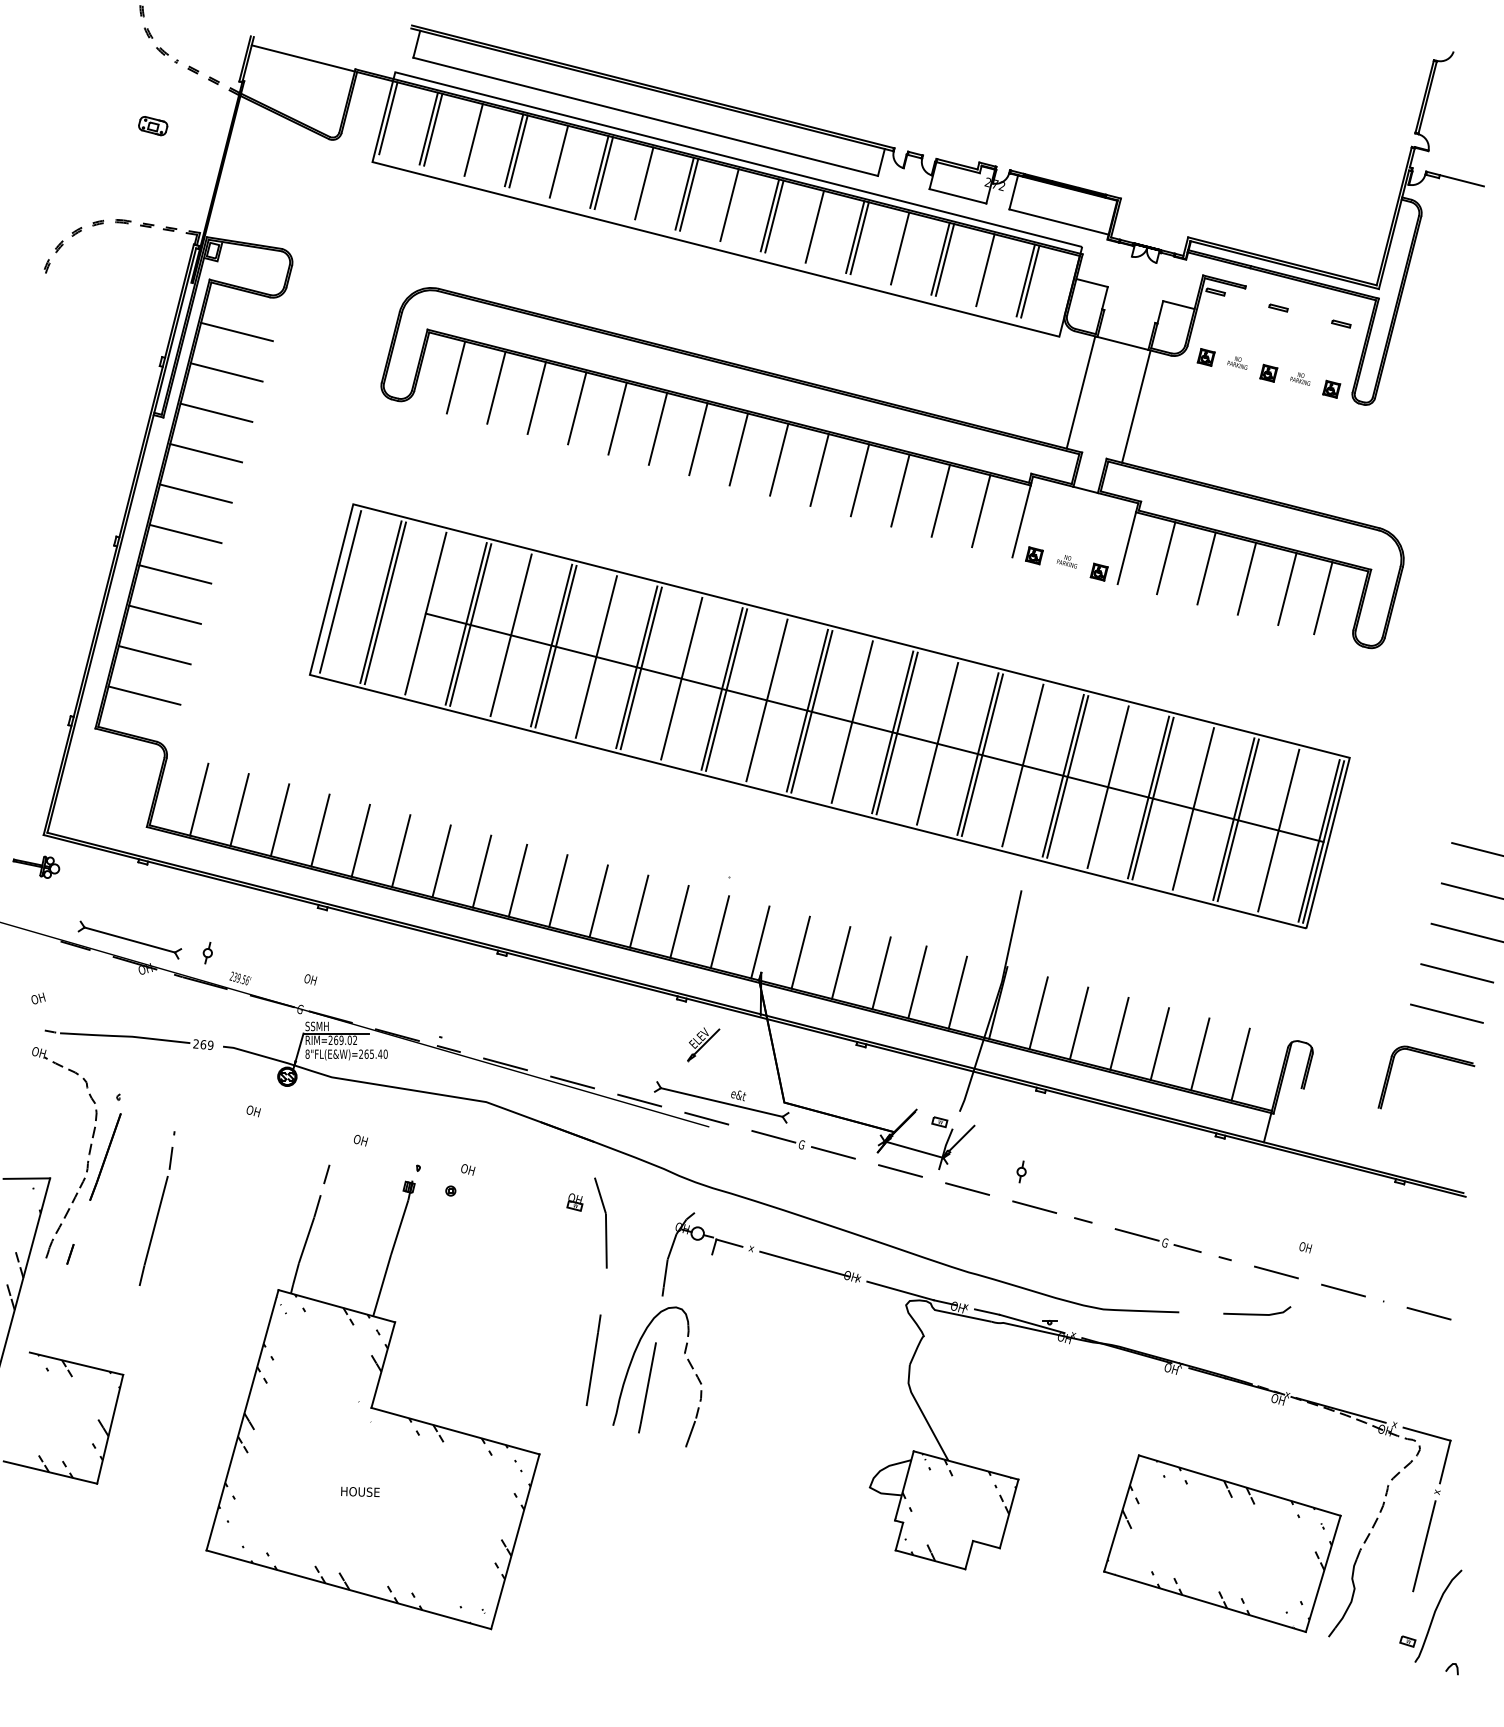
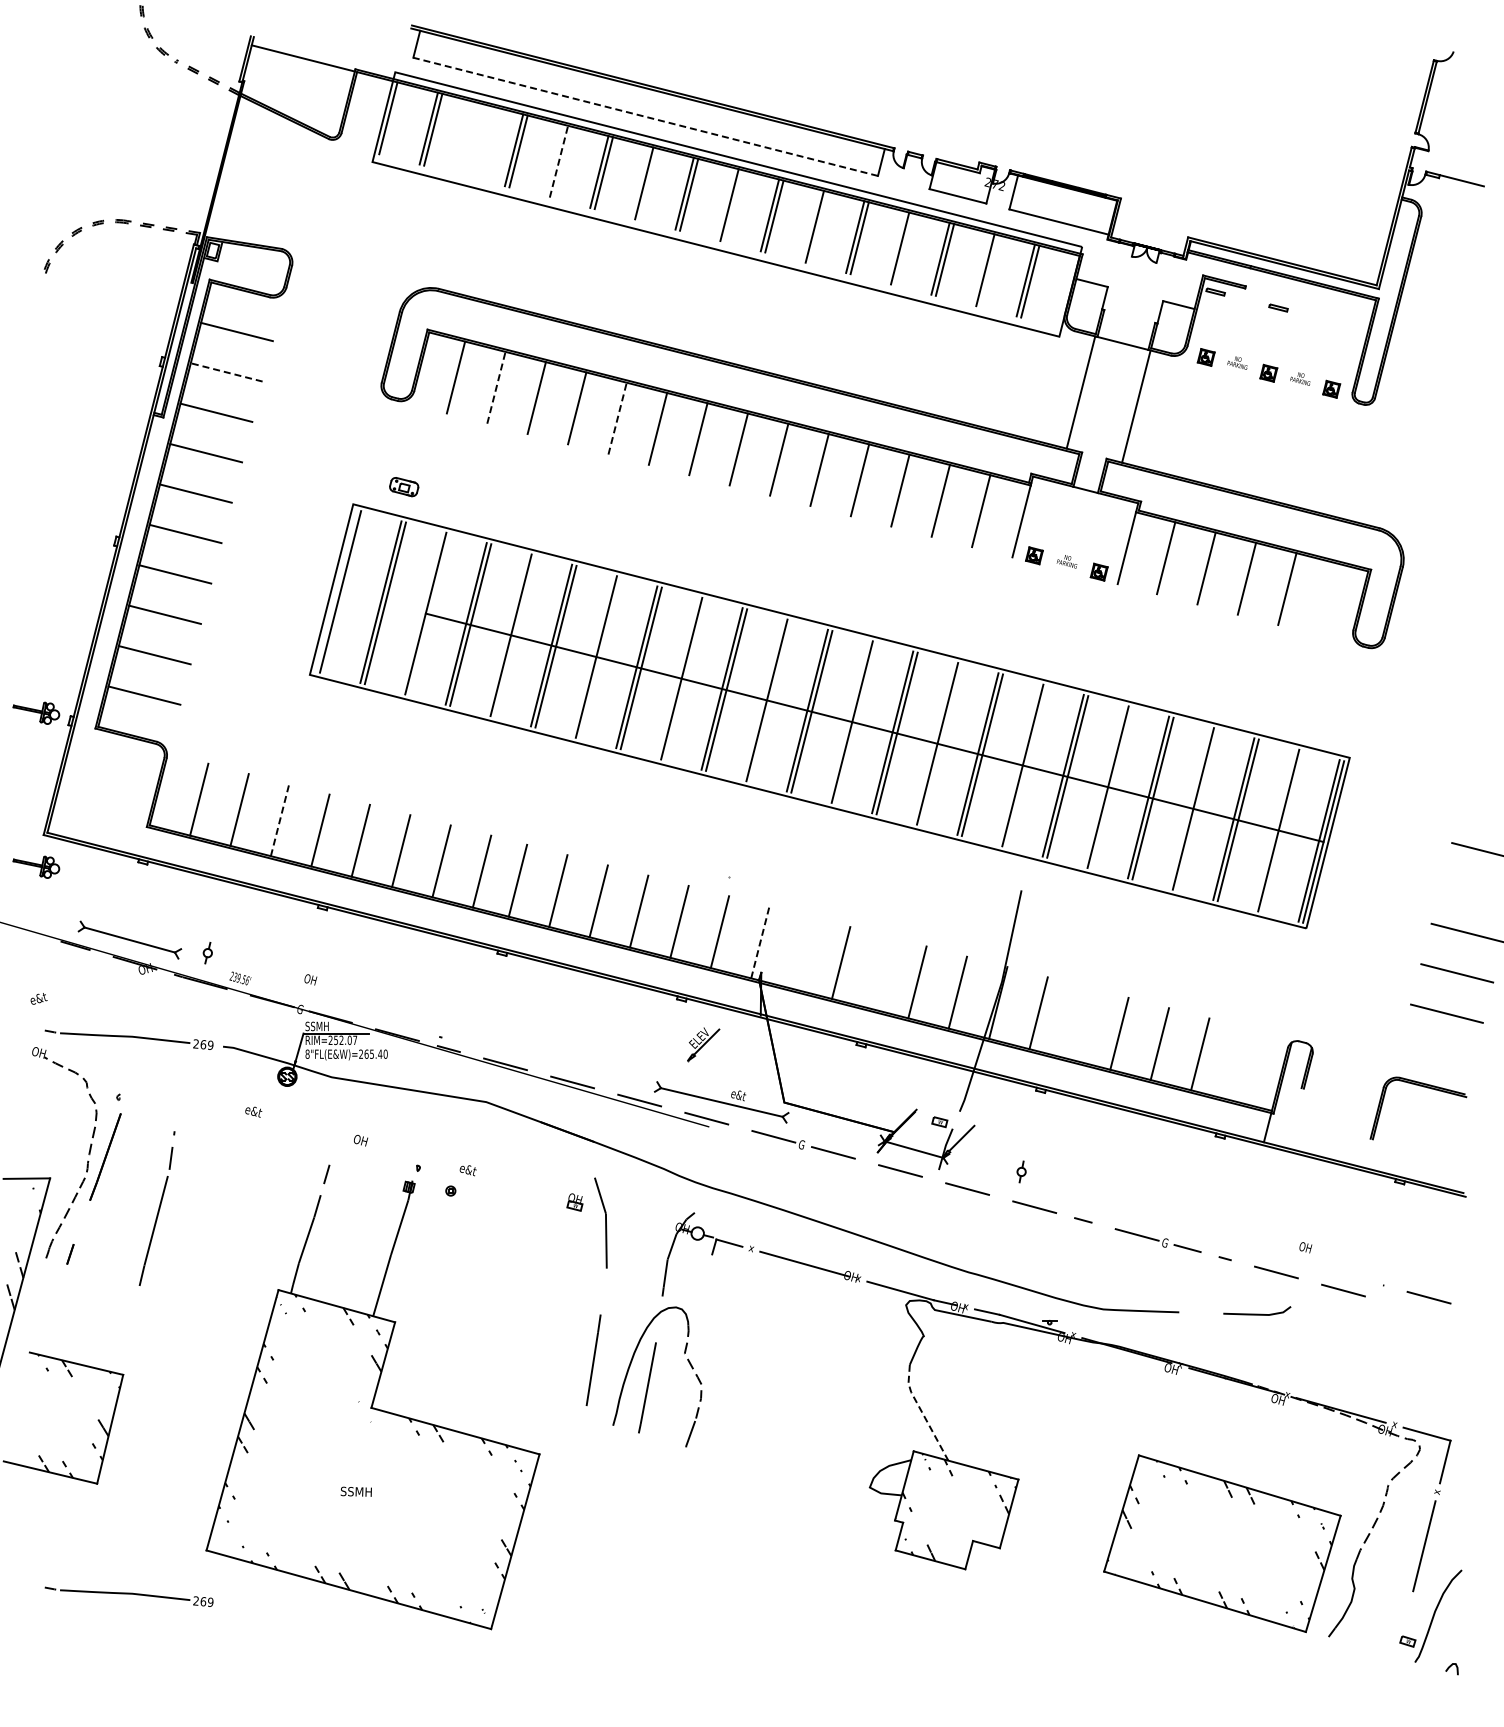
line: solid -> dashed (645, 116)
part position: (153, 126) -> (404, 487) (404, 487)
line: present -> none (473, 139)
line: solid -> dashed (559, 161)
part: present -> none (1341, 323)
line: solid -> dashed (226, 372)
line: solid -> dashed (496, 387)
line: solid -> dashed (617, 418)
line: present -> none (1323, 598)
part: none -> present (36, 712)
line: solid -> dashed (280, 819)
line: present -> none (1470, 890)
line: solid -> dashed (760, 941)
line: present -> none (800, 952)
line: present -> none (881, 973)
text: OH -> e&t (38, 998)
line: present -> none (1078, 1023)
text: RIM=269.02 -> RIM=252.07 (345, 1040)
part position: (1431, 1056) -> (1423, 1087) (1423, 1087)
line: present -> none (1240, 1064)
text: OH -> e&t (253, 1111)
text: OH -> e&t (467, 1170)
line position: (1417, 1310) -> (1417, 1294) (1417, 1294)
line: solid -> dashed (922, 1413)
text: HOUSE -> SSMH (359, 1491)
part: none -> present (128, 1596)
